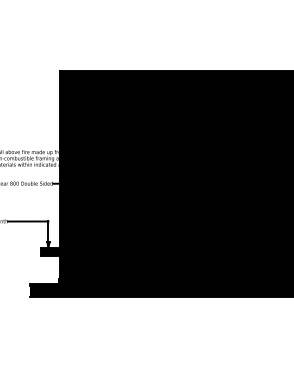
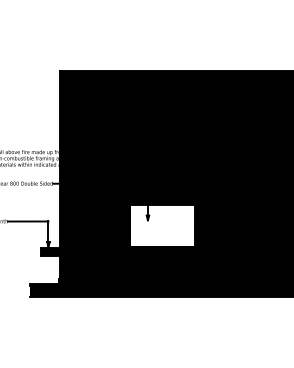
fill: present -> none (162, 225)
